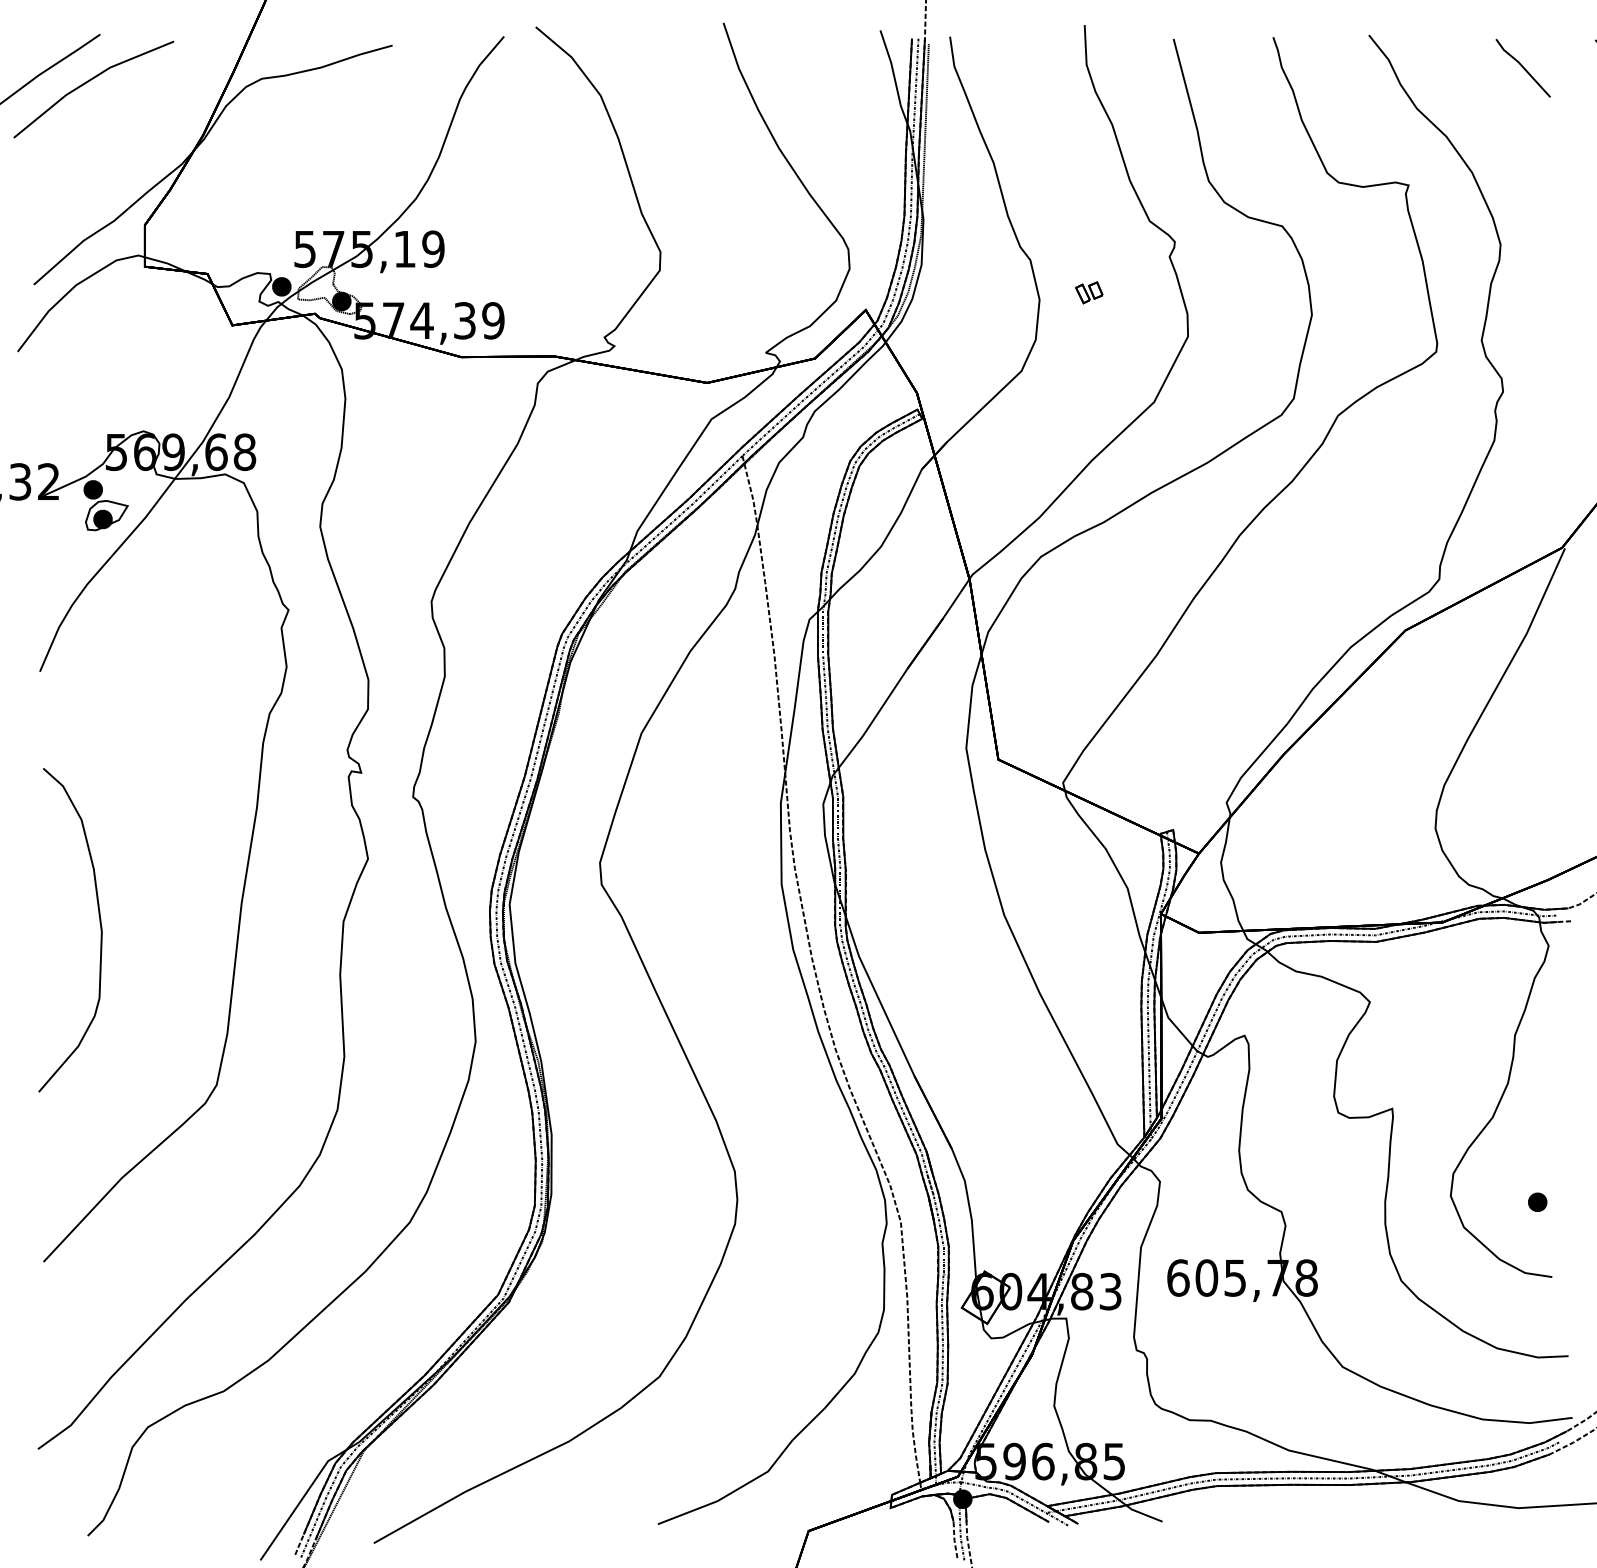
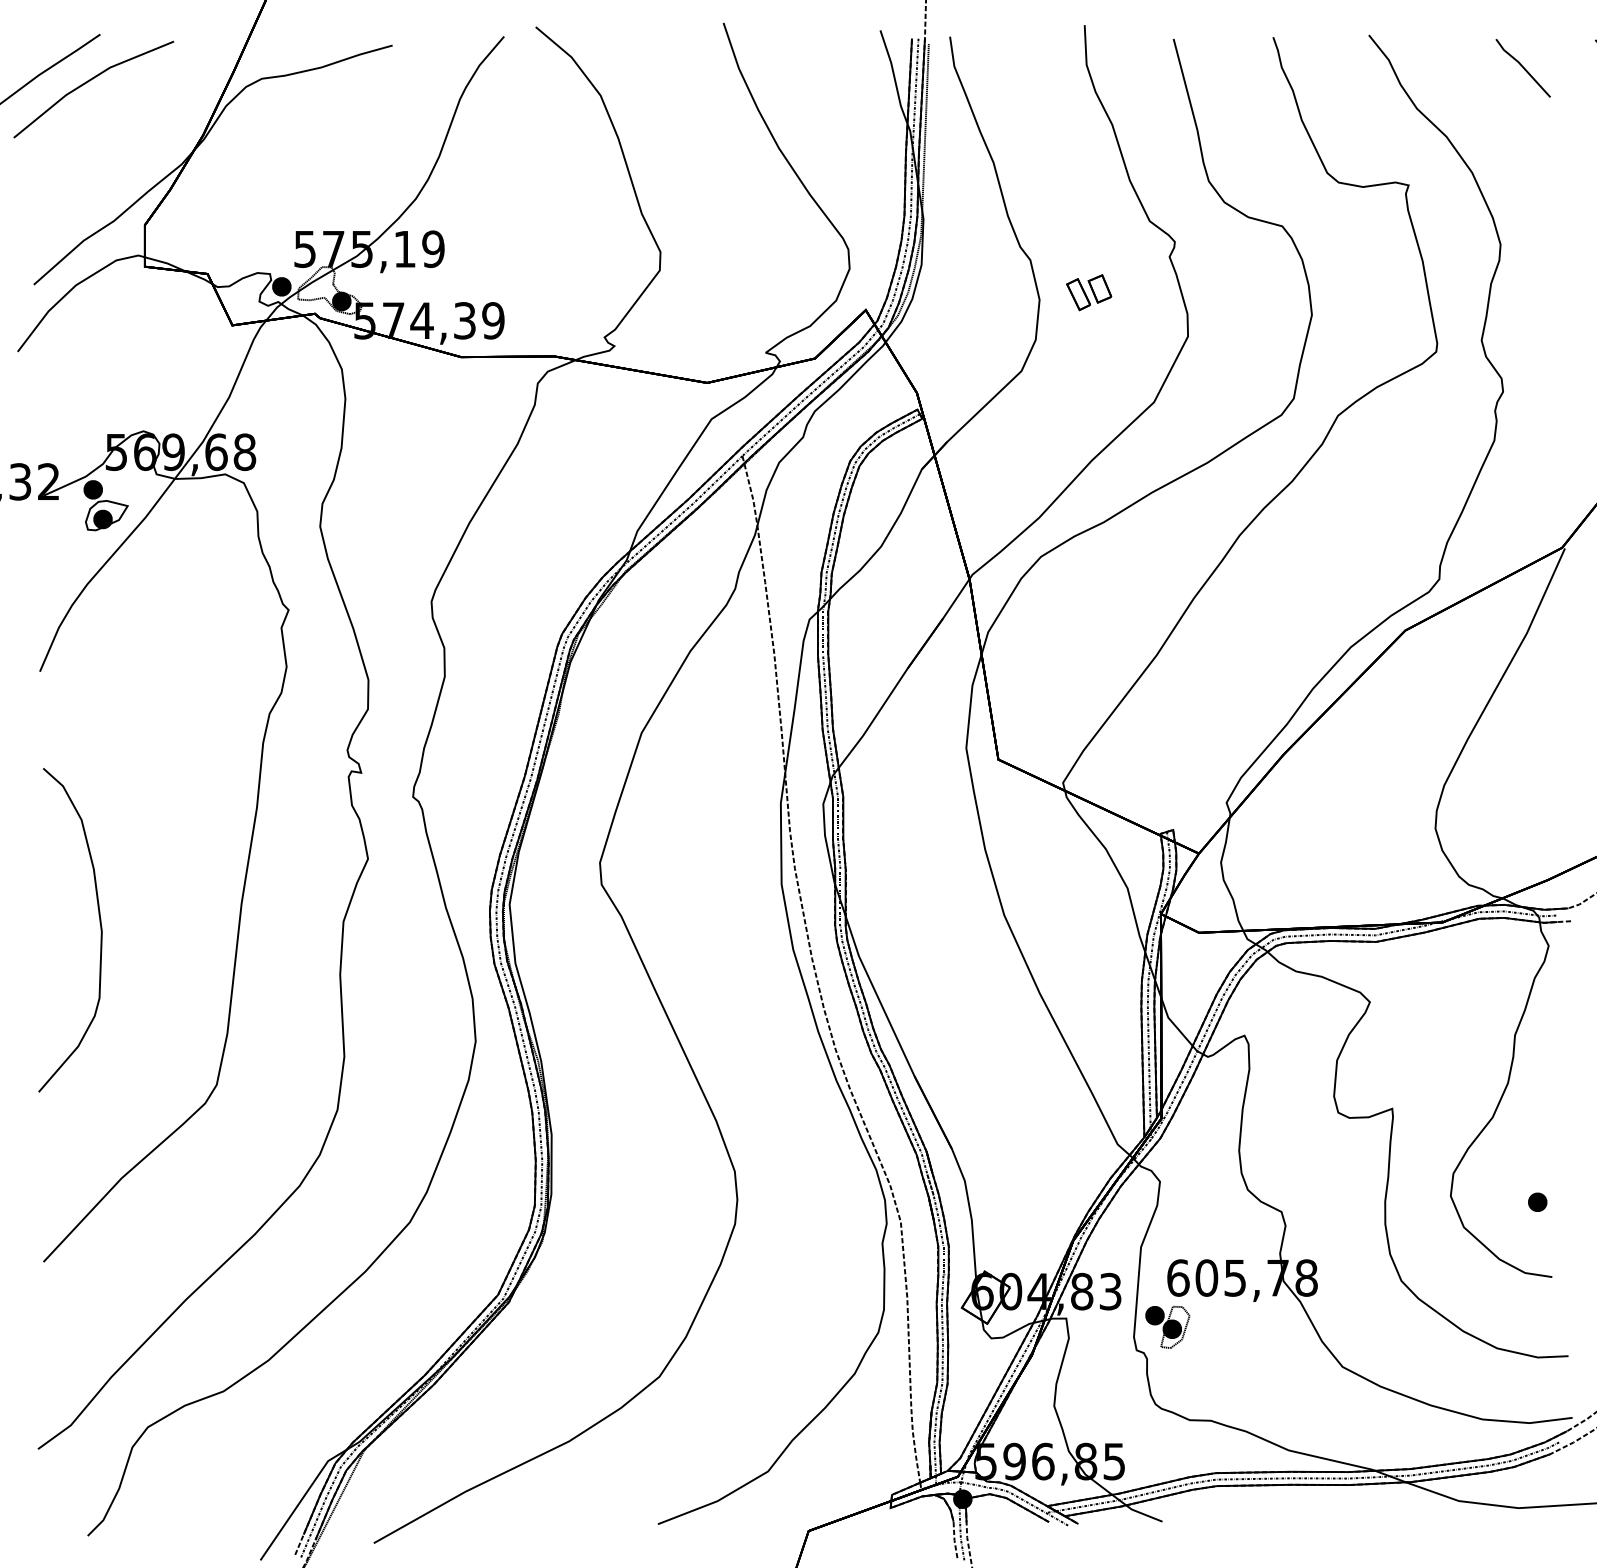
part size: 29x24 px -> 47x38 px (1089, 292)
part: none -> present (1167, 1326)
